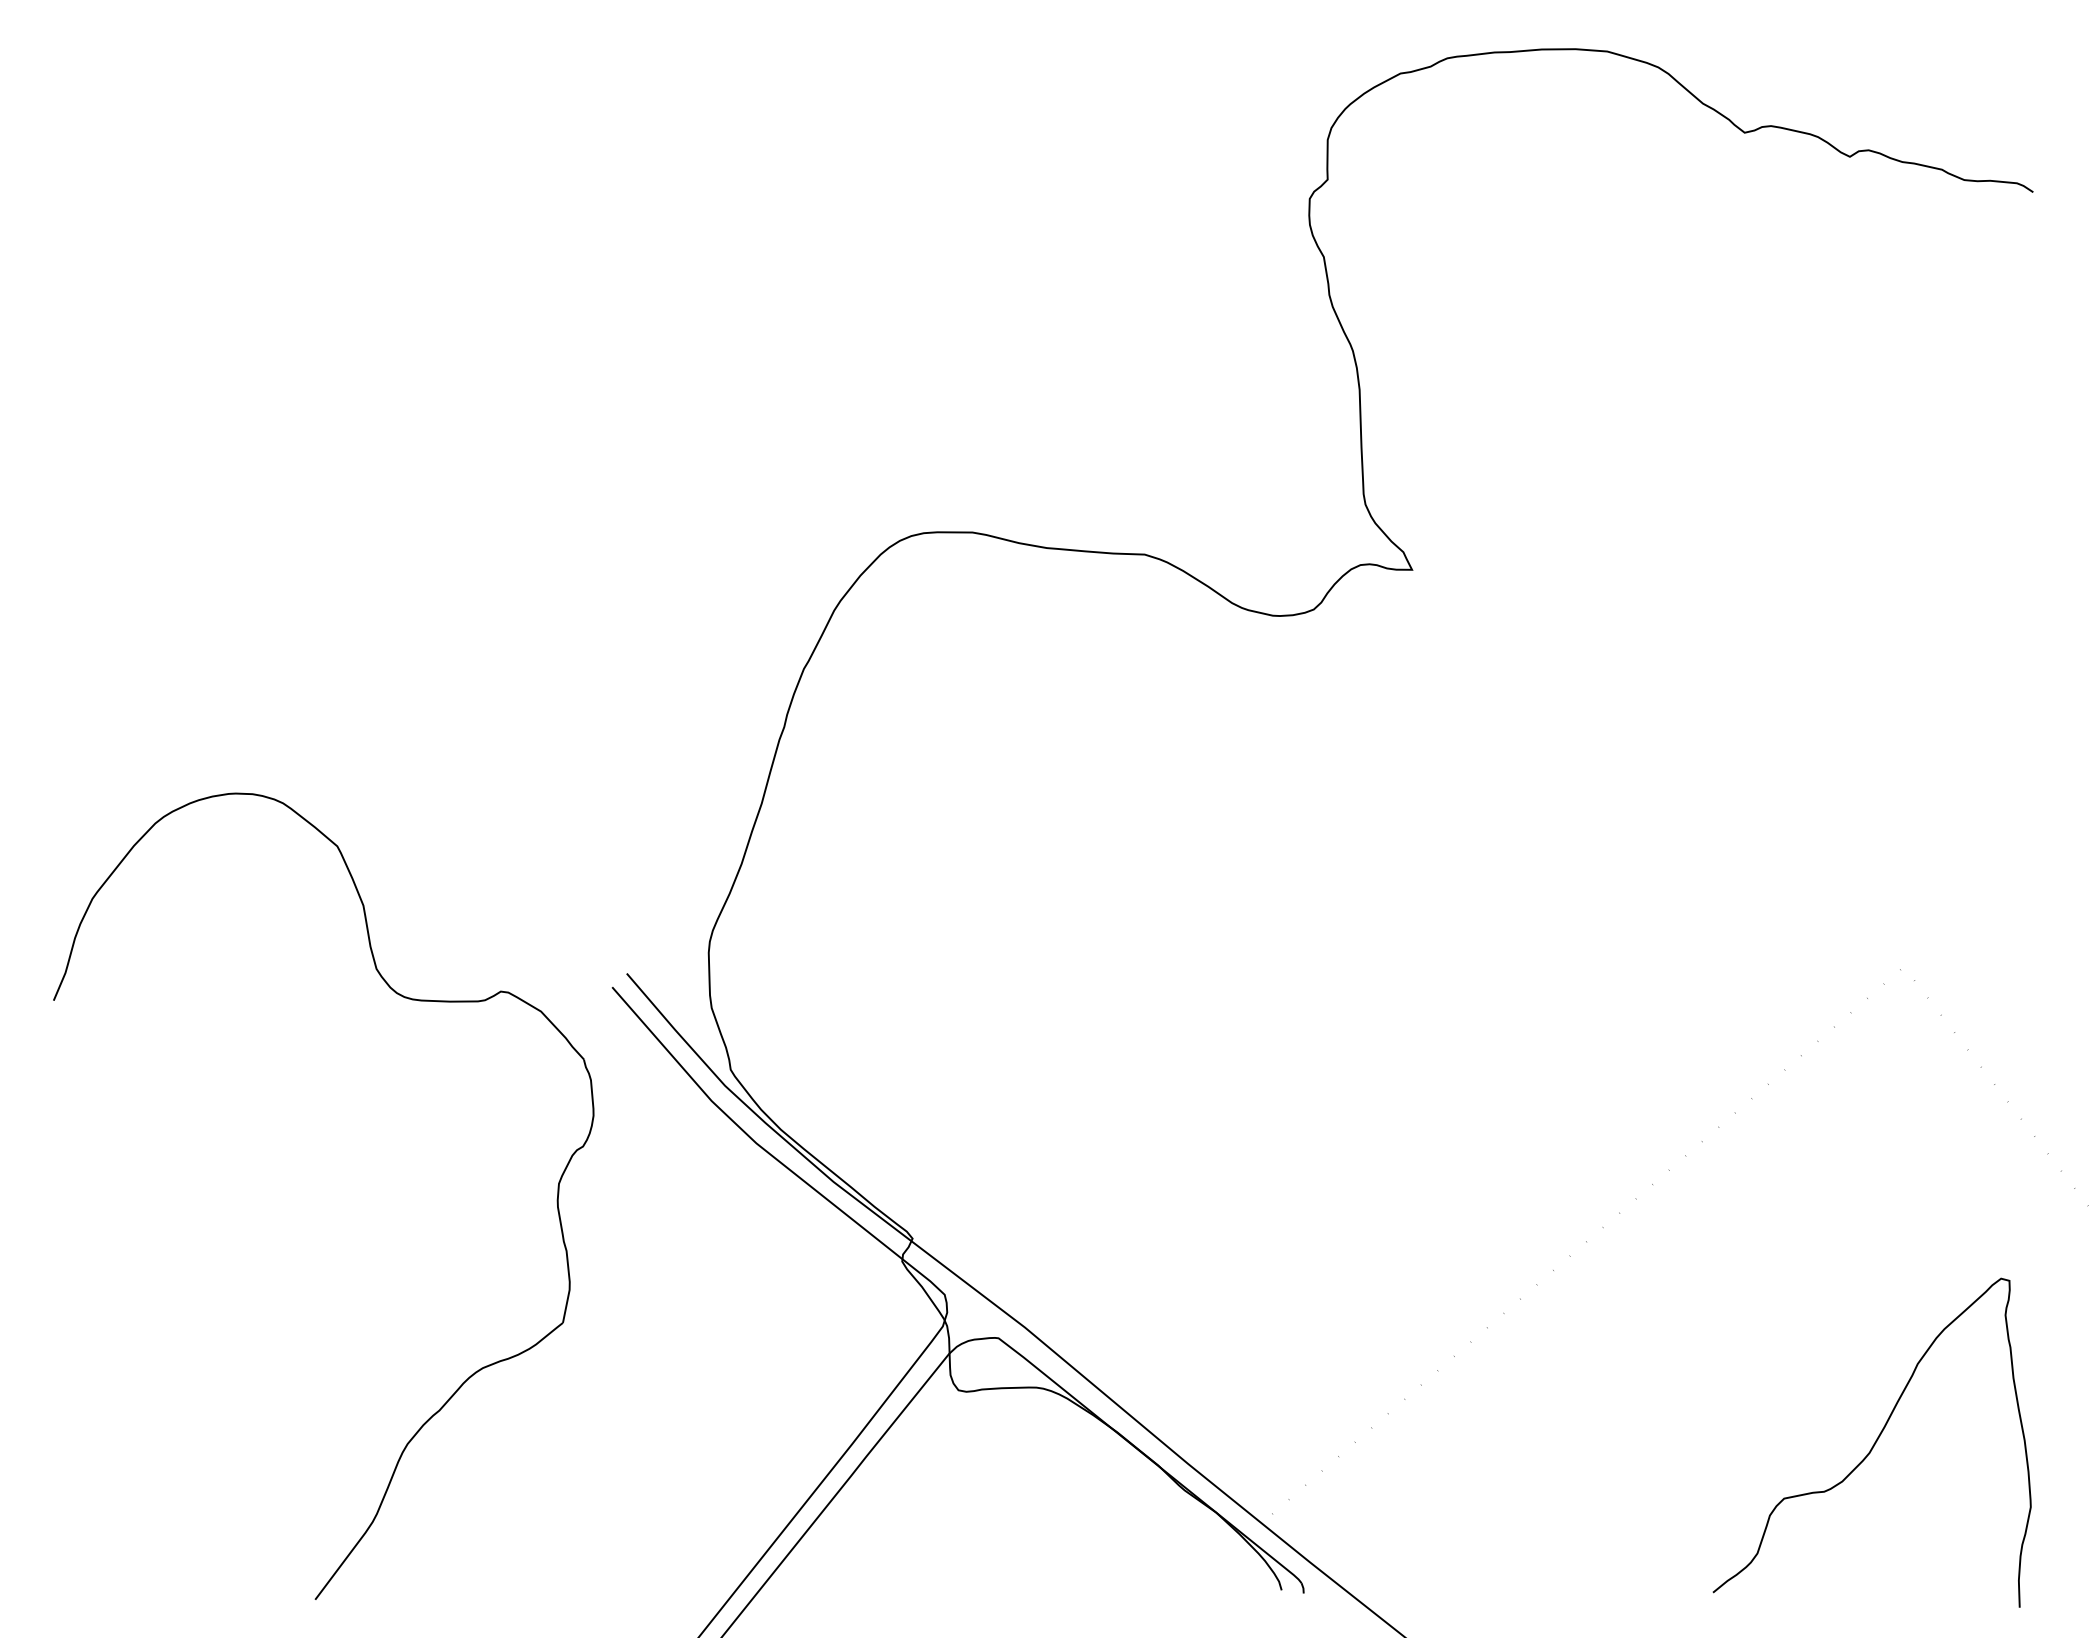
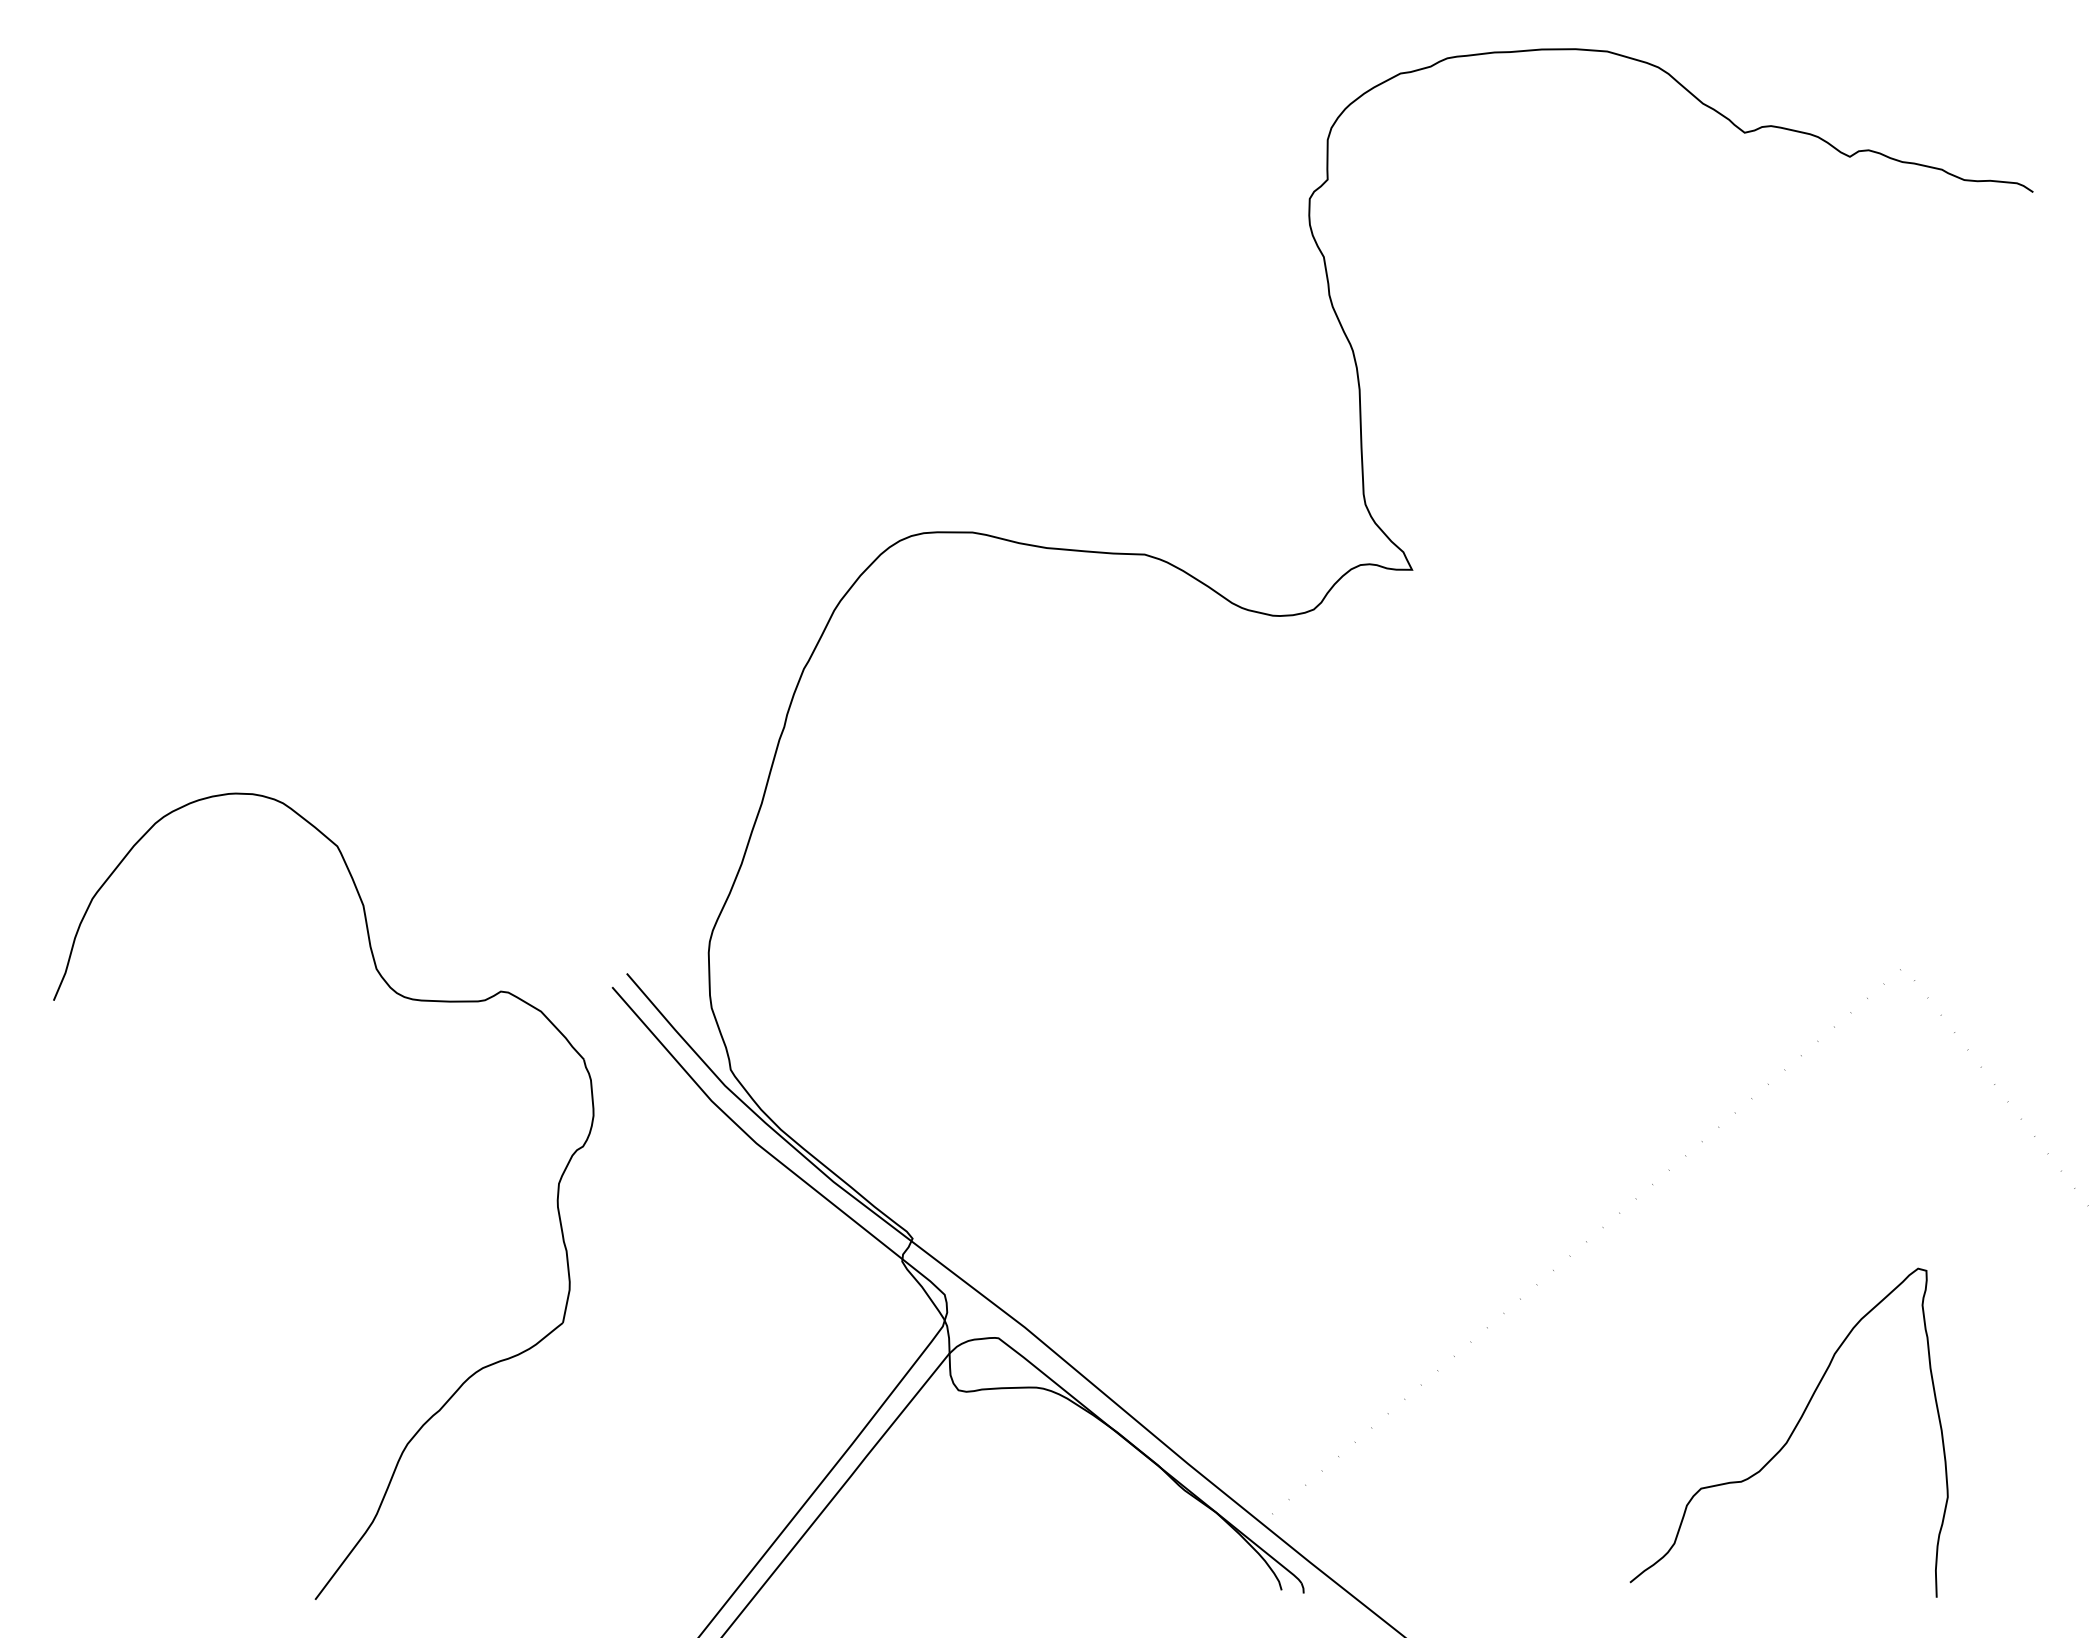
curve position: (1873, 1444) -> (1790, 1434) (1790, 1434)
